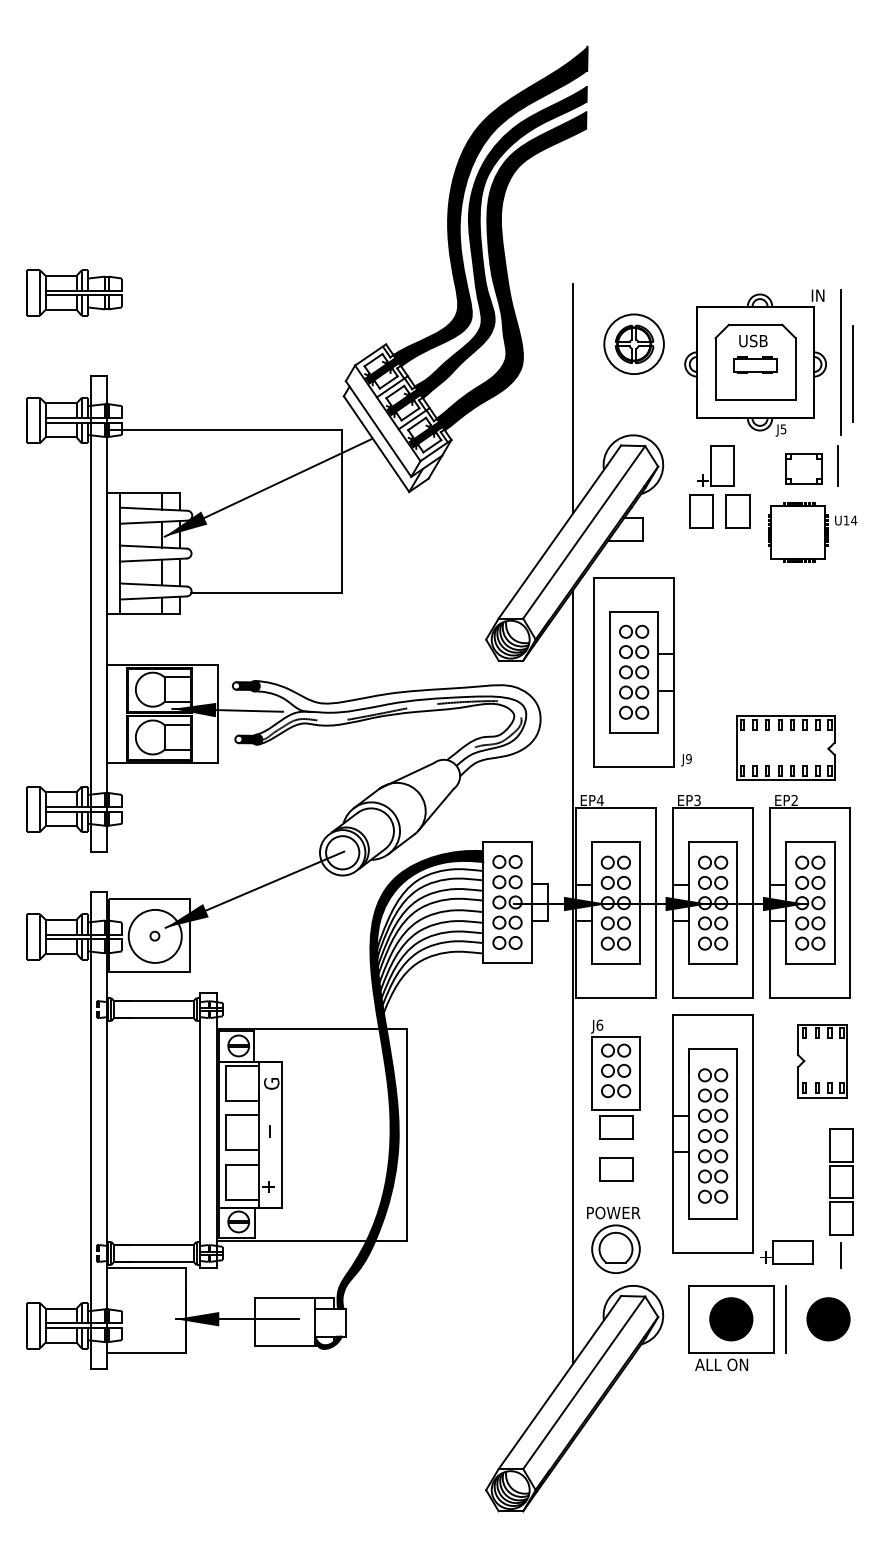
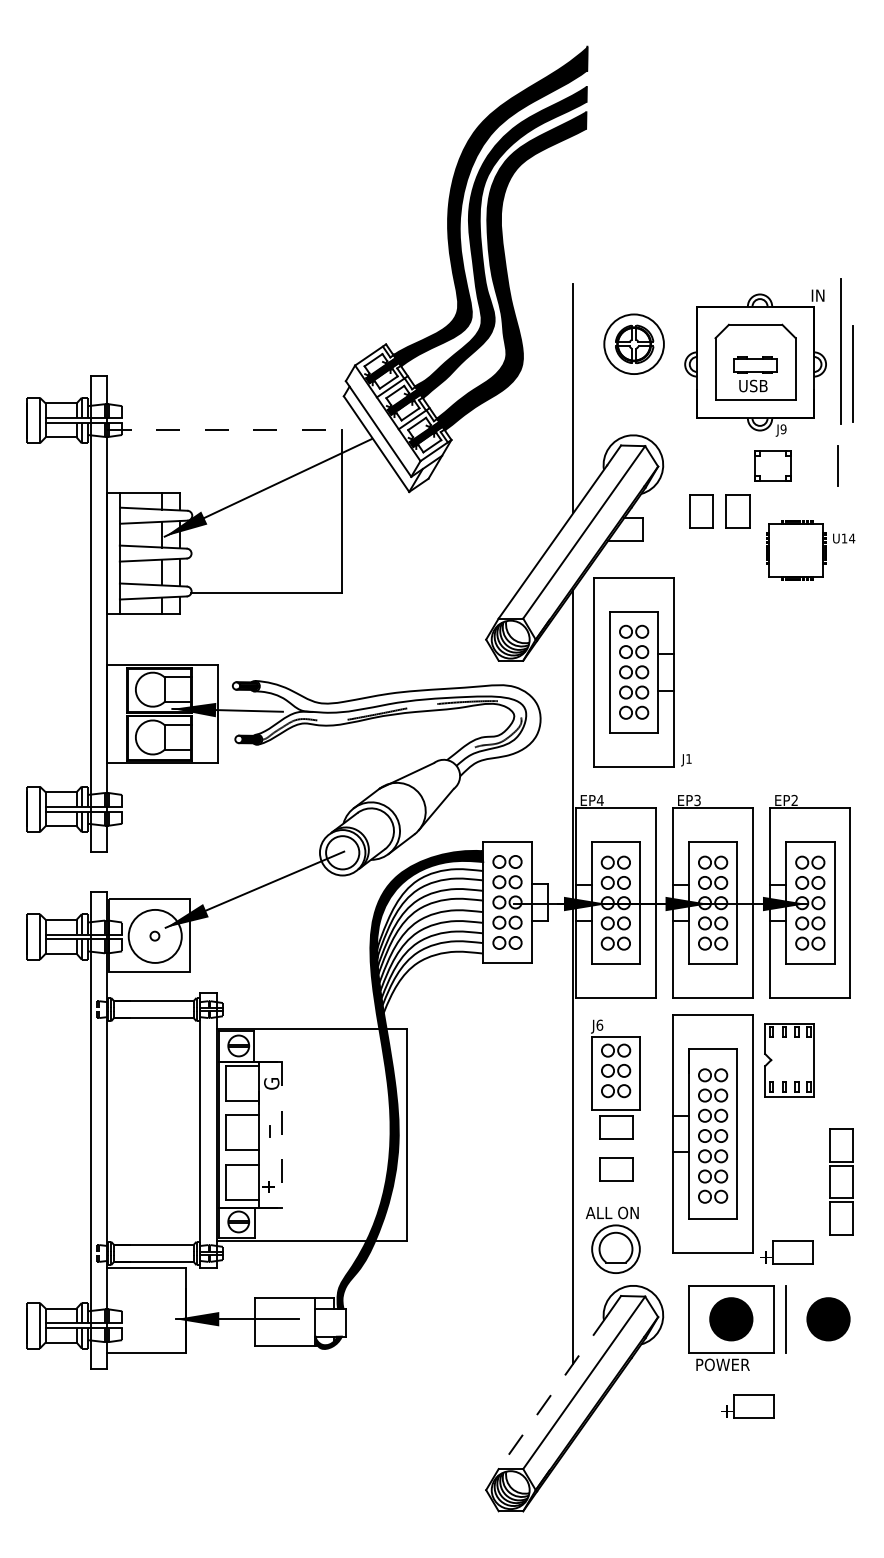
part: present -> none (74, 292)
text position: (753, 340) -> (753, 385) (753, 385)
line position: (840, 362) -> (840, 351) (840, 351)
text: J5 -> J9 (783, 428)
line: solid -> dashed (225, 429)
part: present -> none (715, 465)
part position: (803, 468) -> (772, 465) (772, 465)
part position: (812, 532) -> (810, 550) (810, 550)
part: present -> none (785, 747)
text: J9 -> J1 (688, 758)
part position: (822, 1061) -> (789, 1060) (789, 1060)
line: solid -> dashed (281, 1134)
text: POWER -> ALL ON (612, 1212)
line: present -> none (840, 1255)
text: ALL ON -> POWER (722, 1364)
line: solid -> dashed (552, 1392)
part: none -> present (747, 1406)
